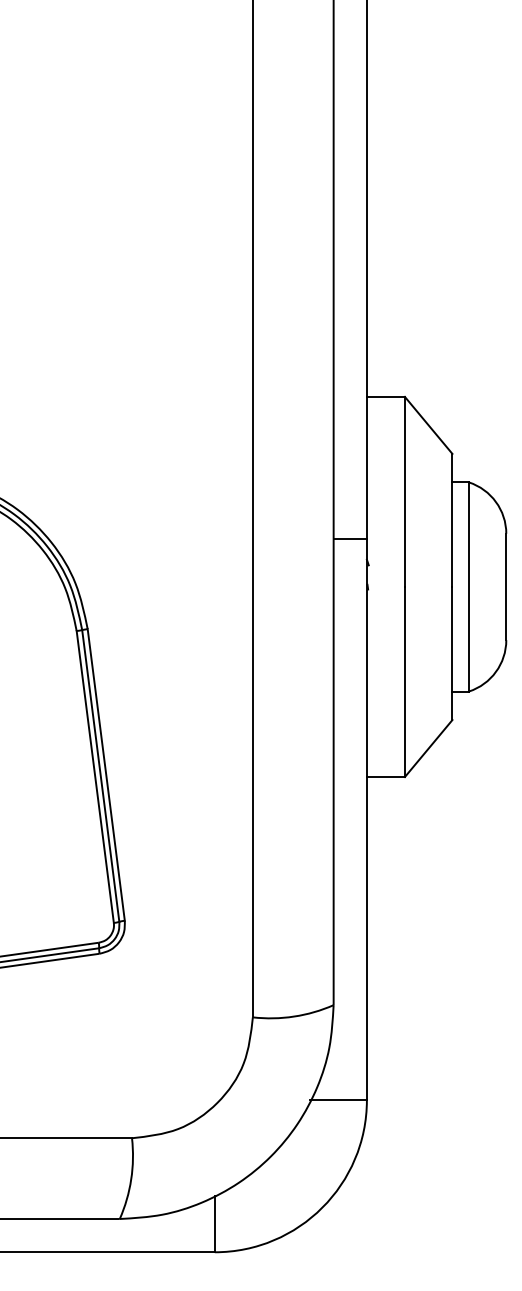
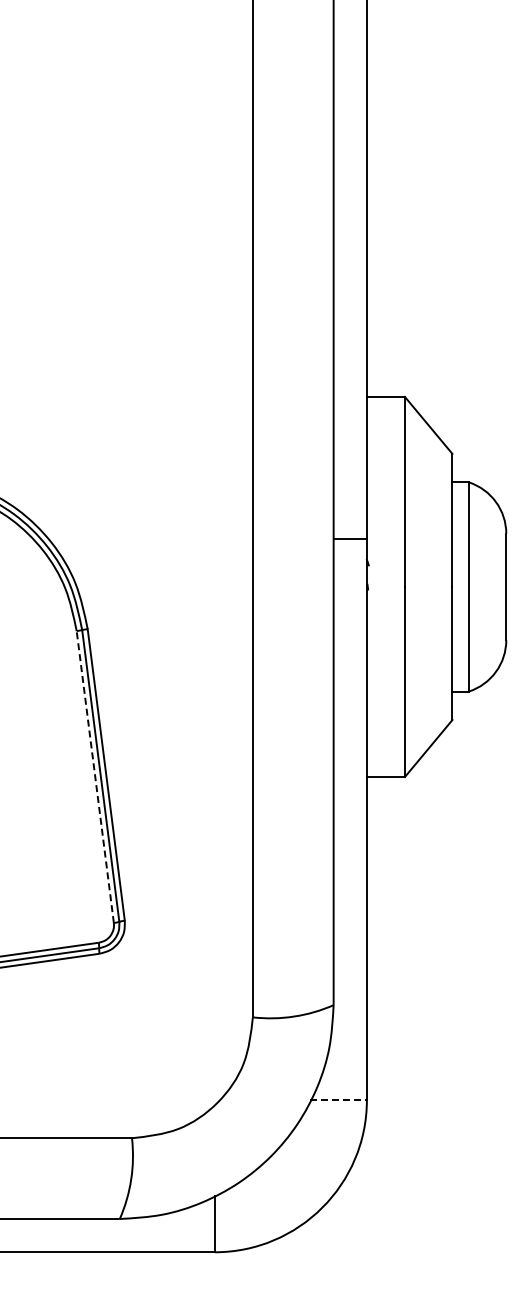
line: solid -> dashed (95, 776)
line: solid -> dashed (339, 1100)
